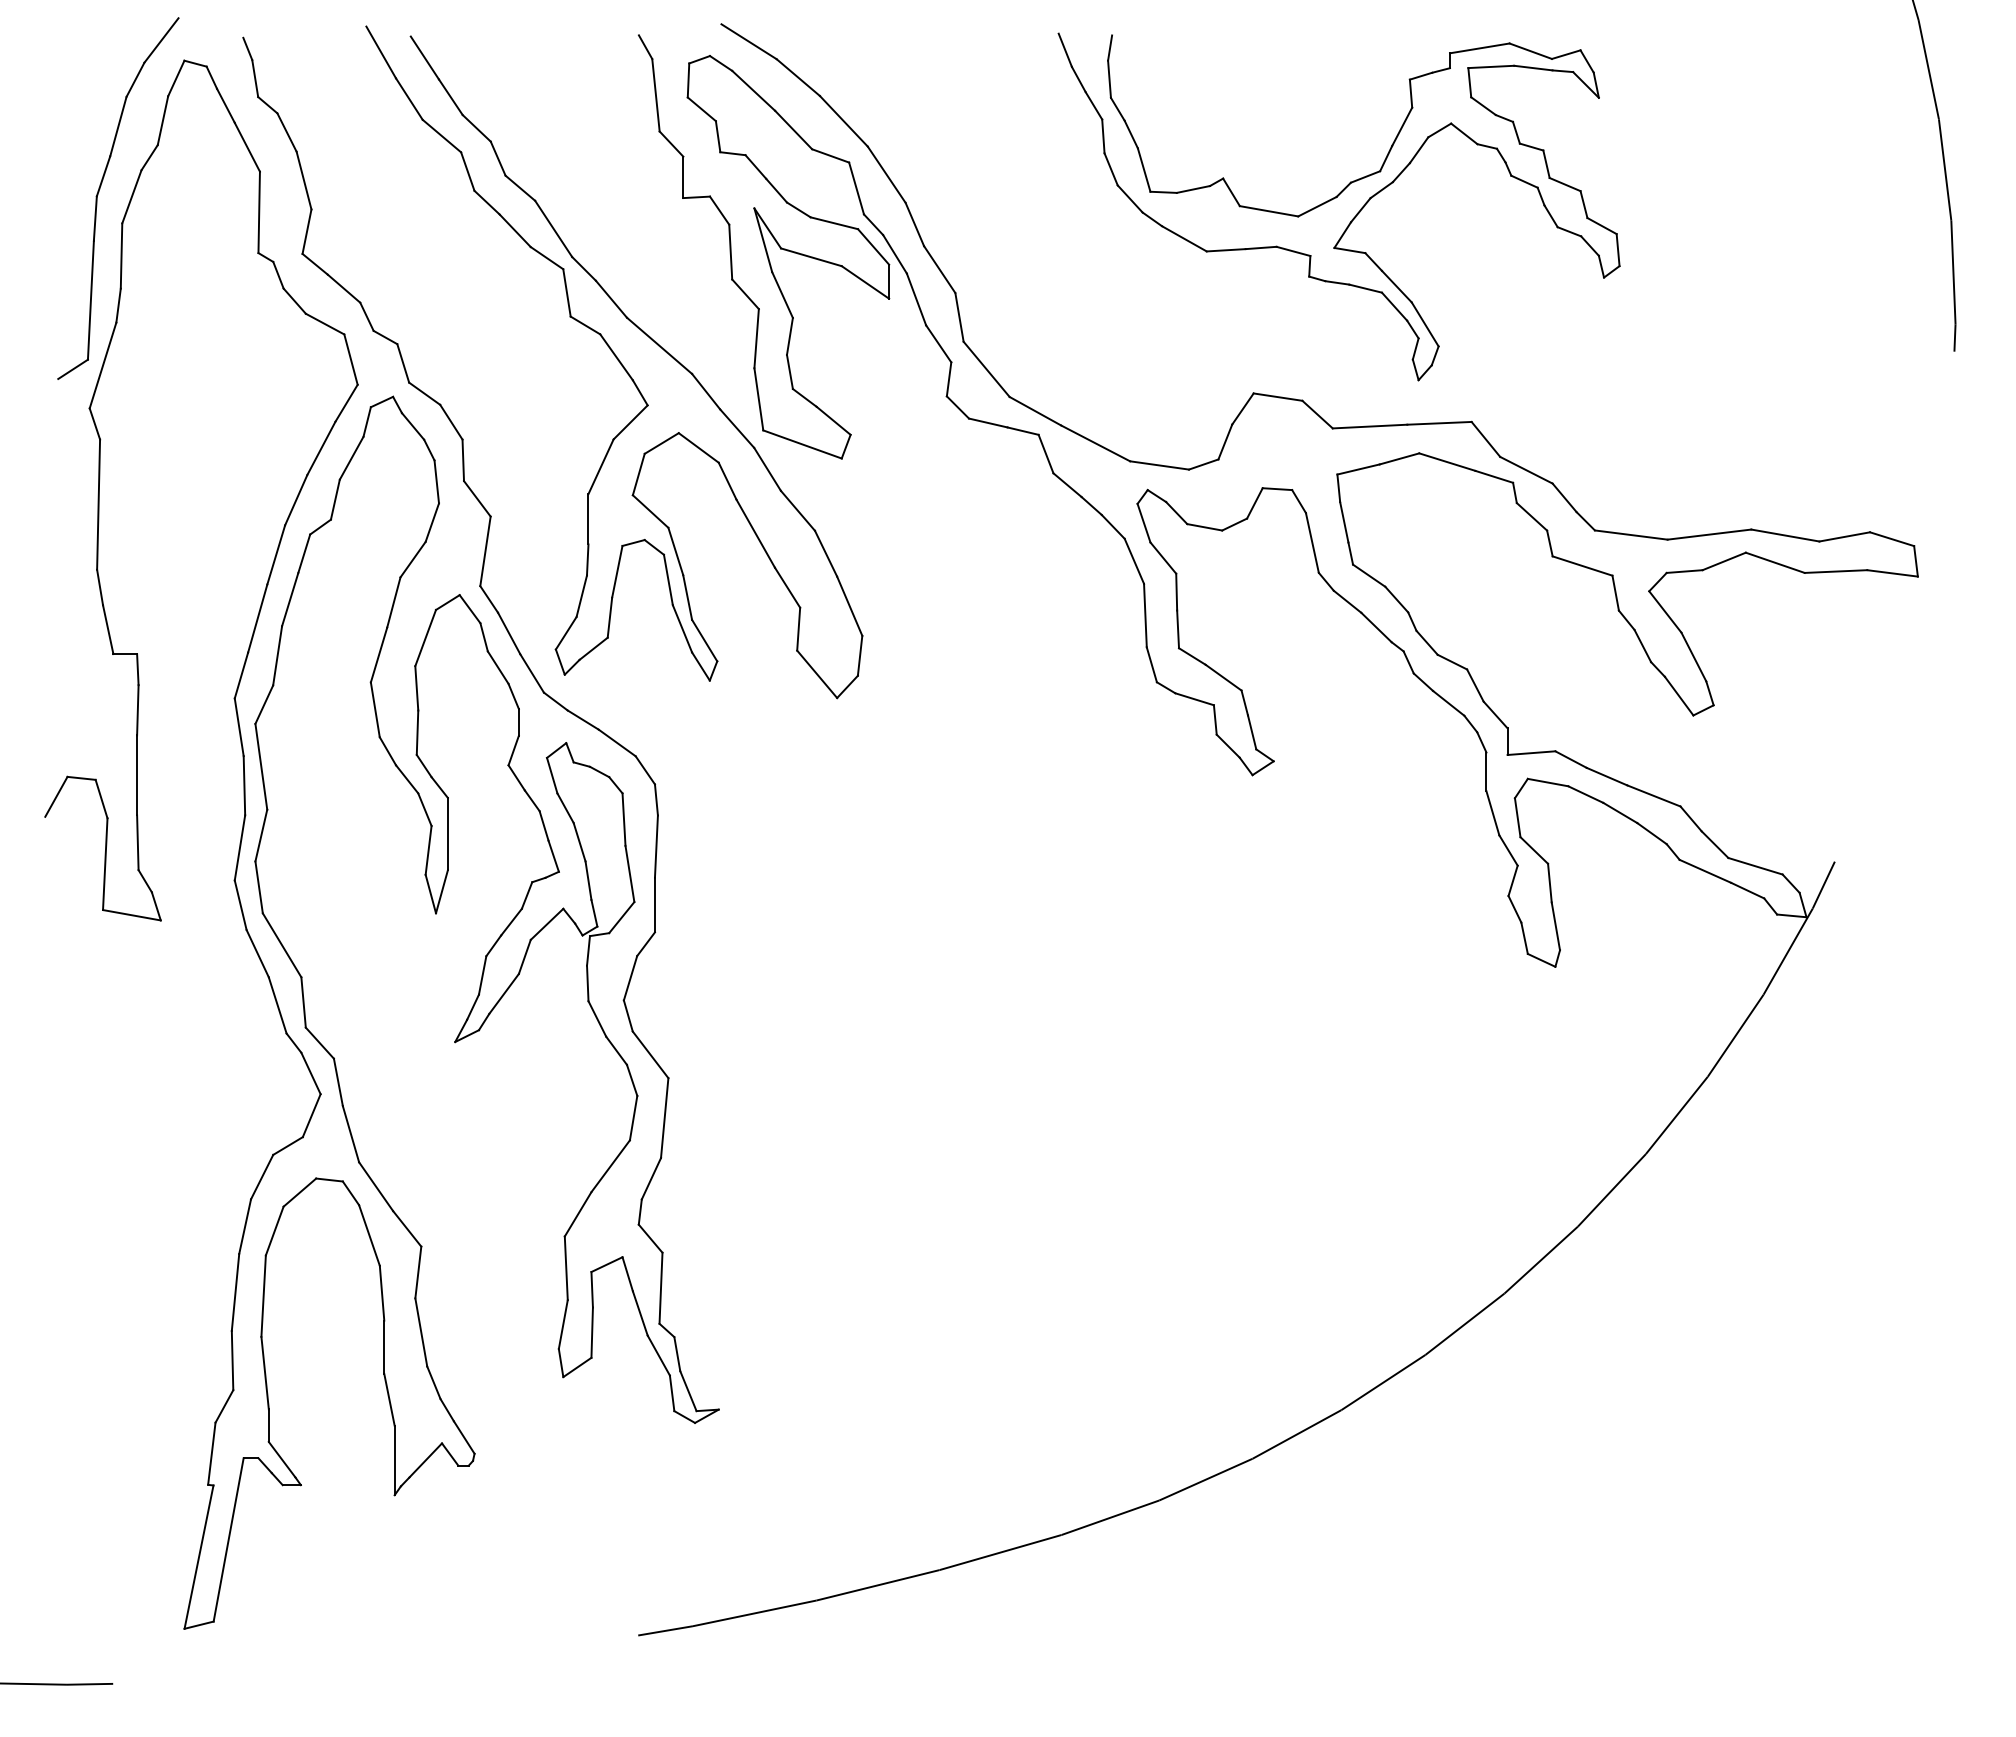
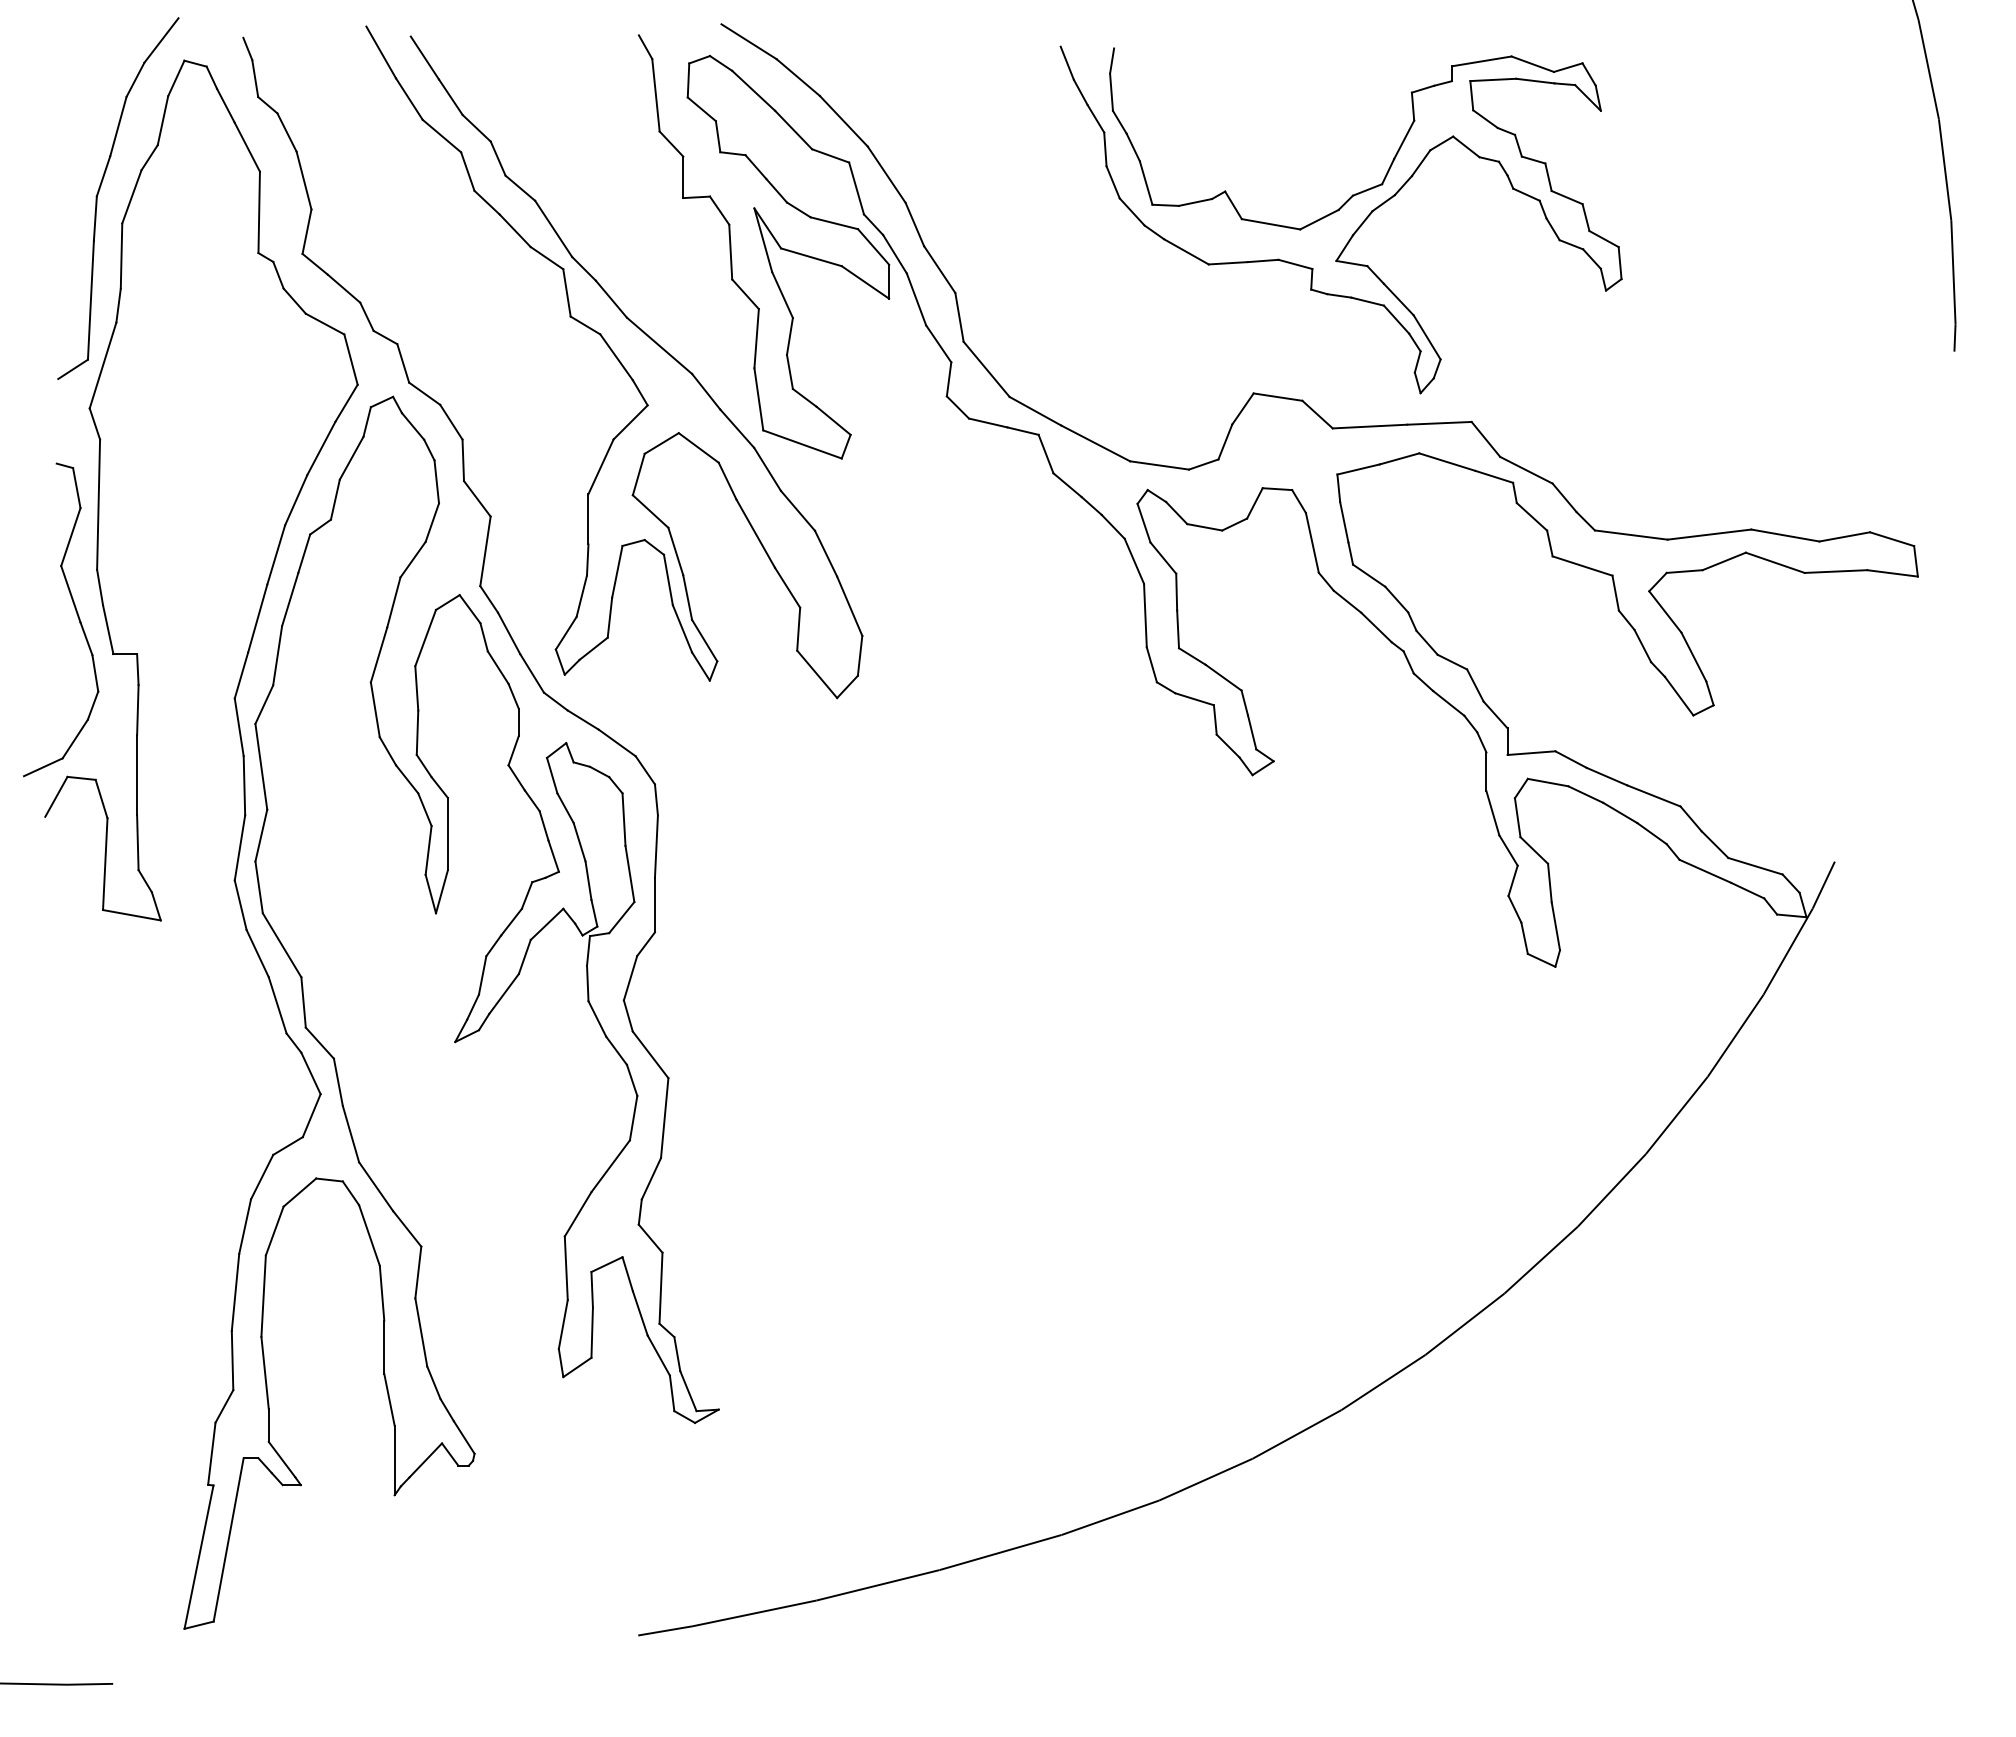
part position: (1334, 199) -> (1336, 212) (1336, 212)
part: none -> present (76, 614)
